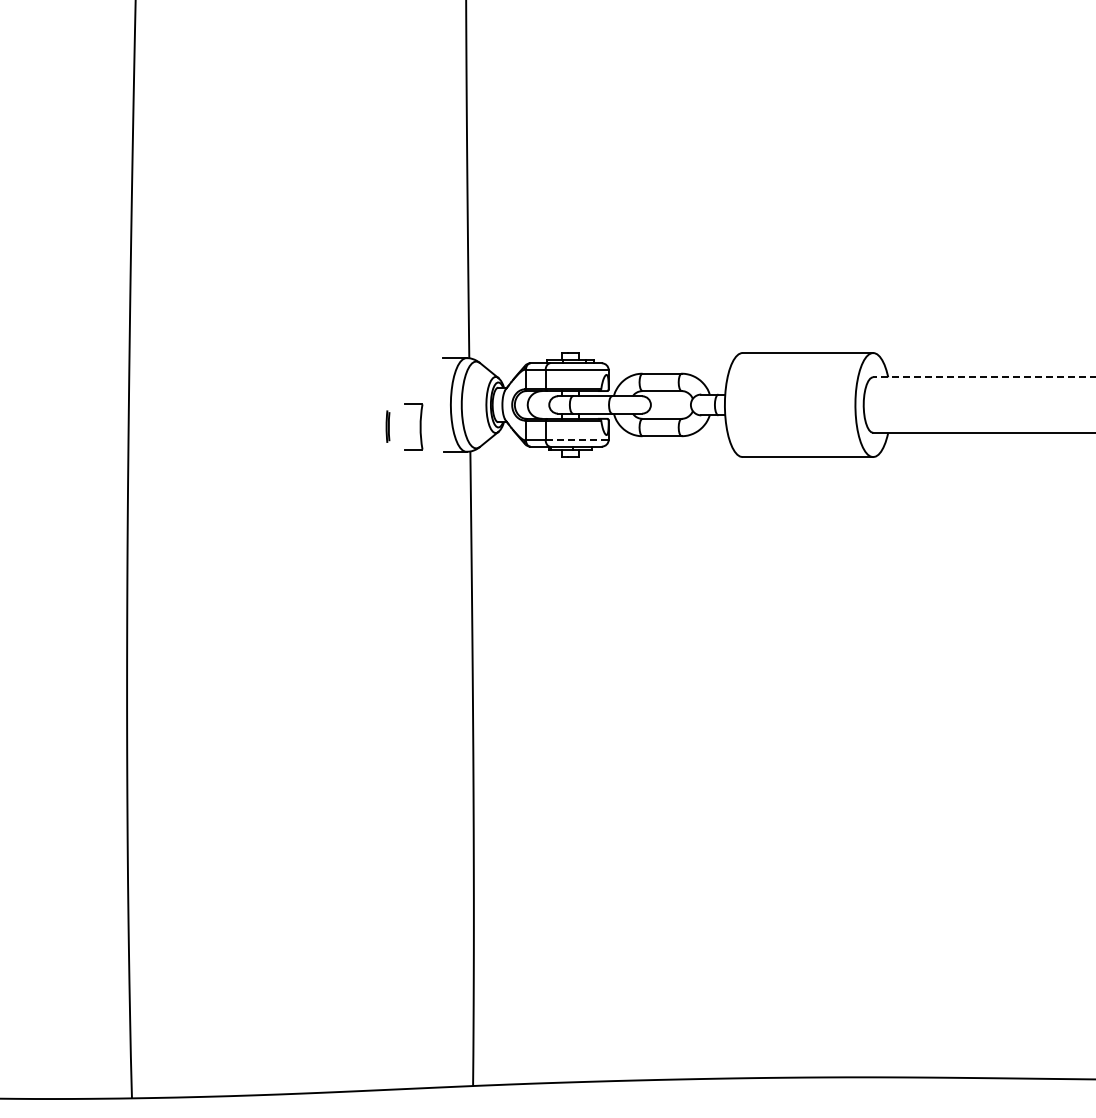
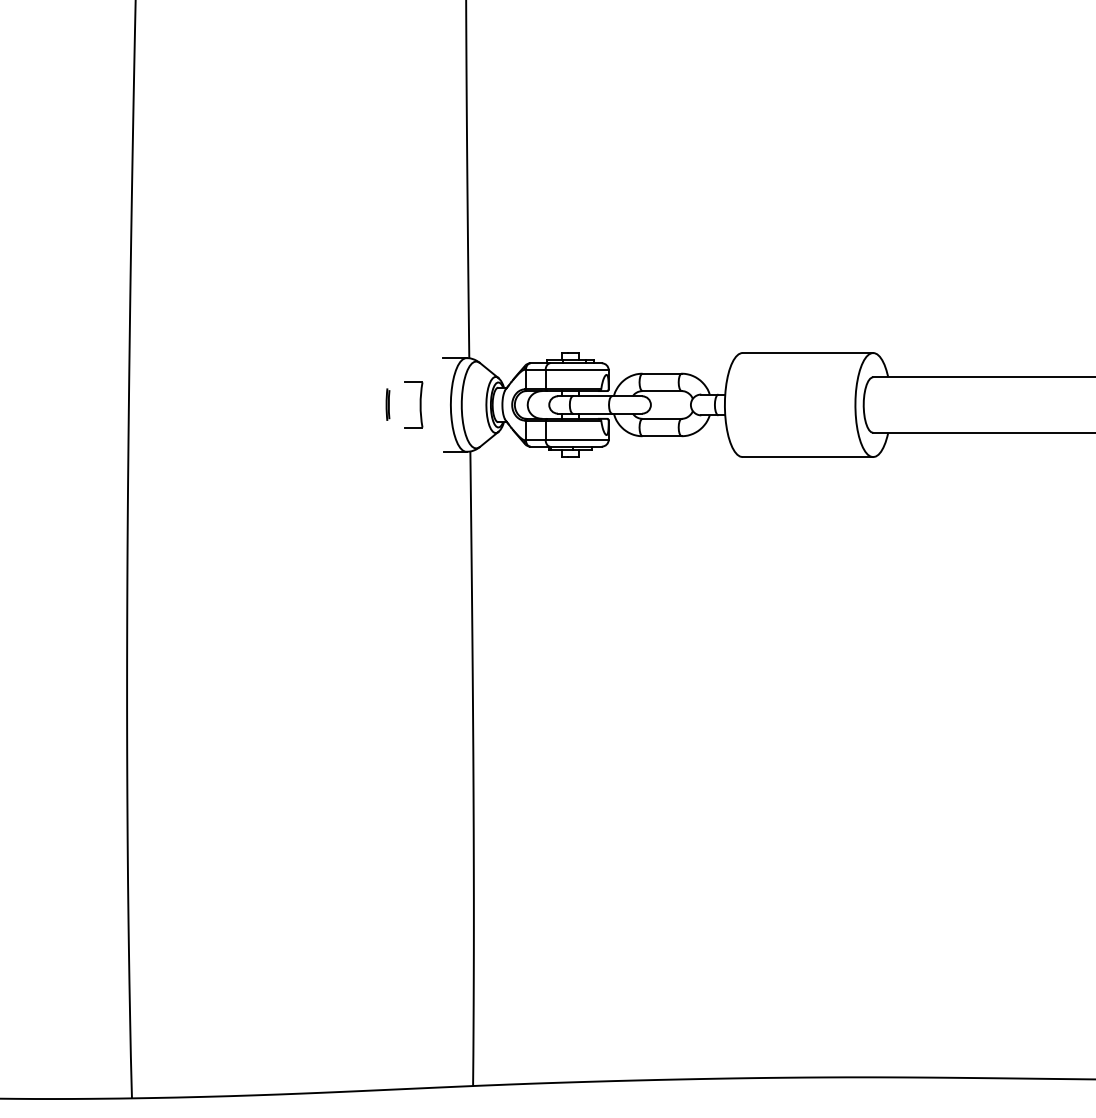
line: dashed -> solid (984, 377)
part position: (387, 426) -> (387, 404) (387, 404)
part position: (413, 426) -> (413, 404) (413, 404)
line: dashed -> solid (577, 439)
